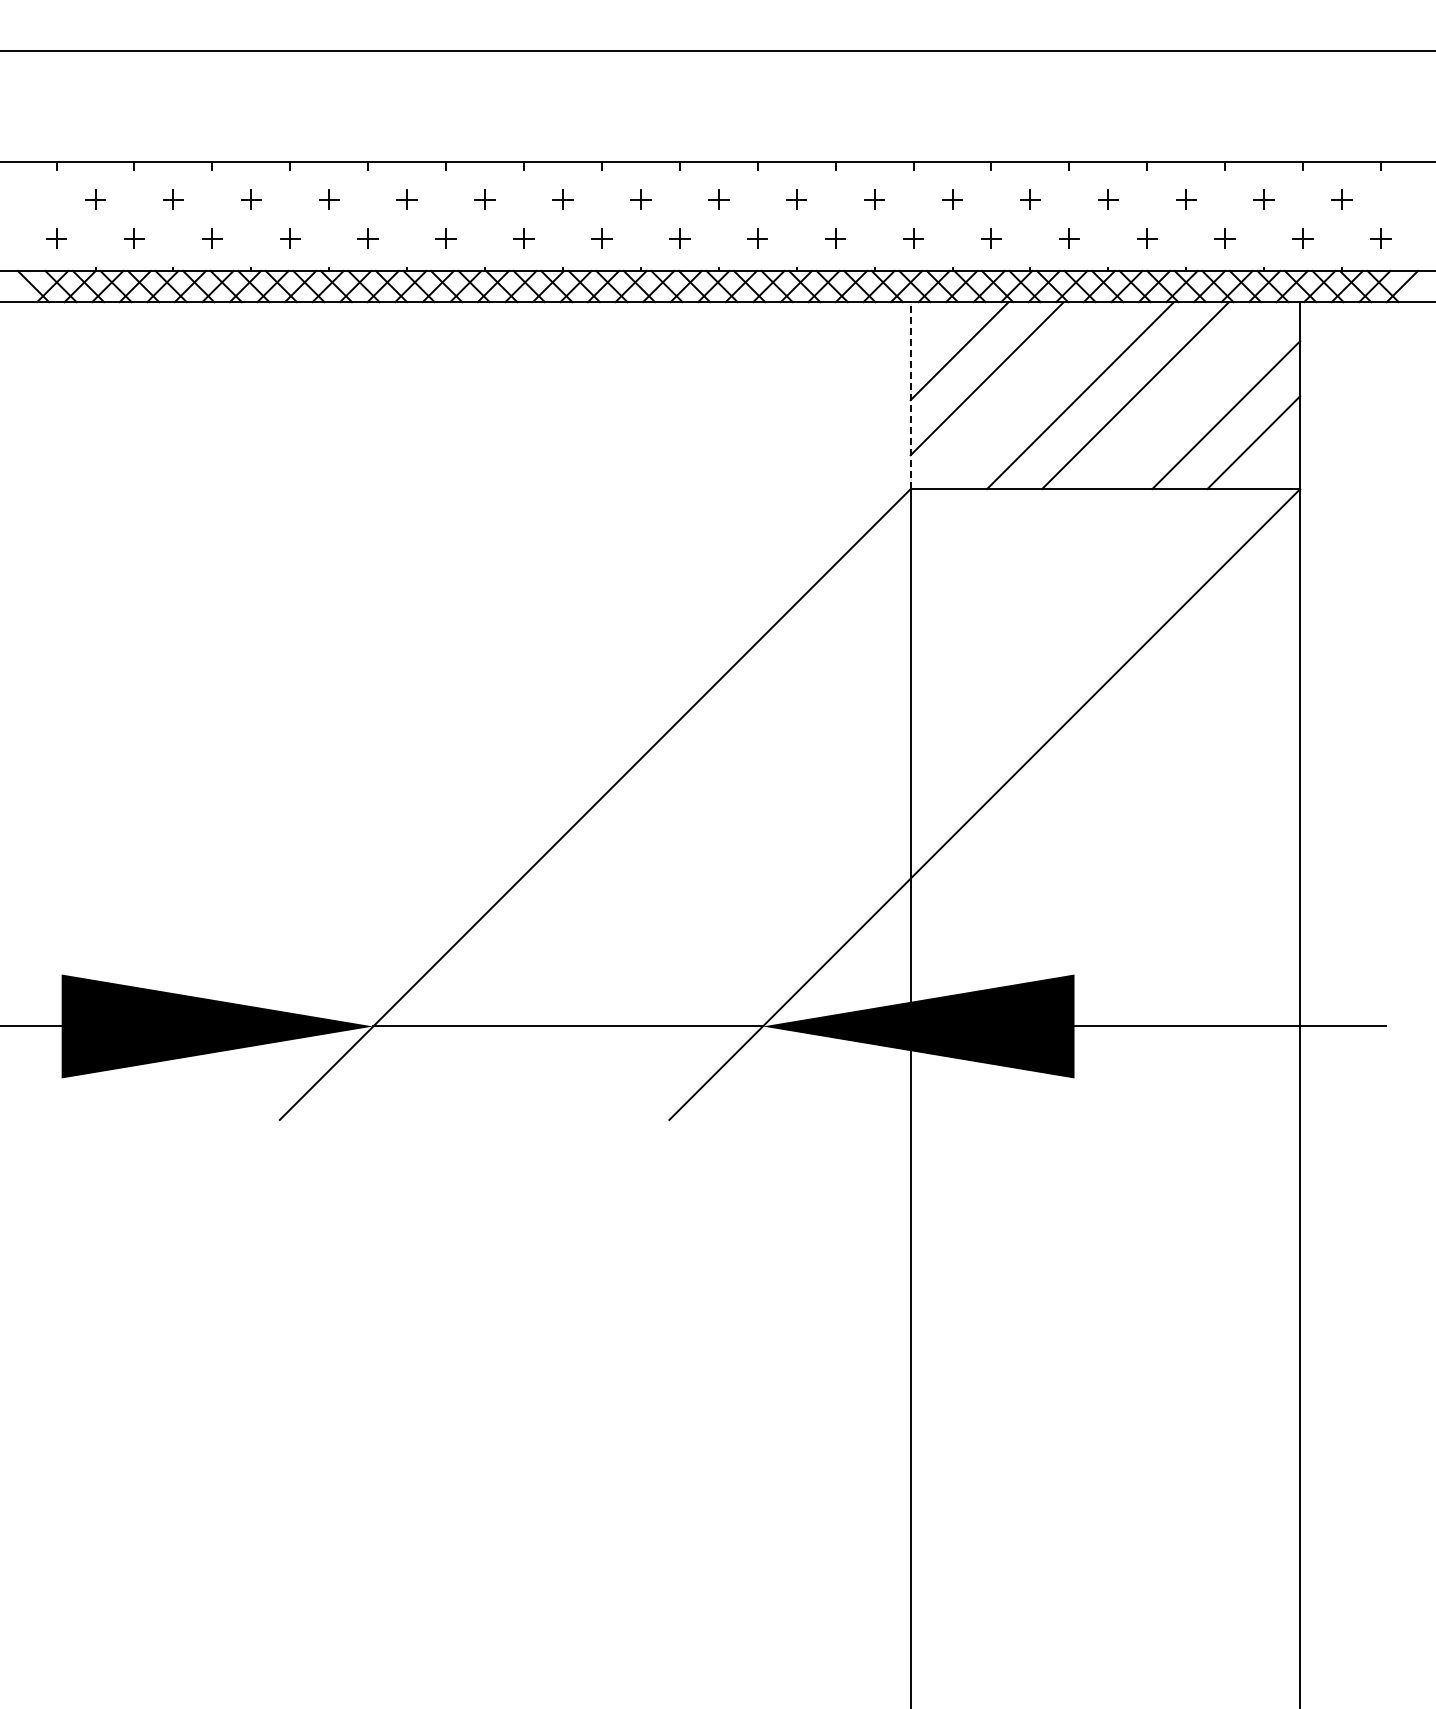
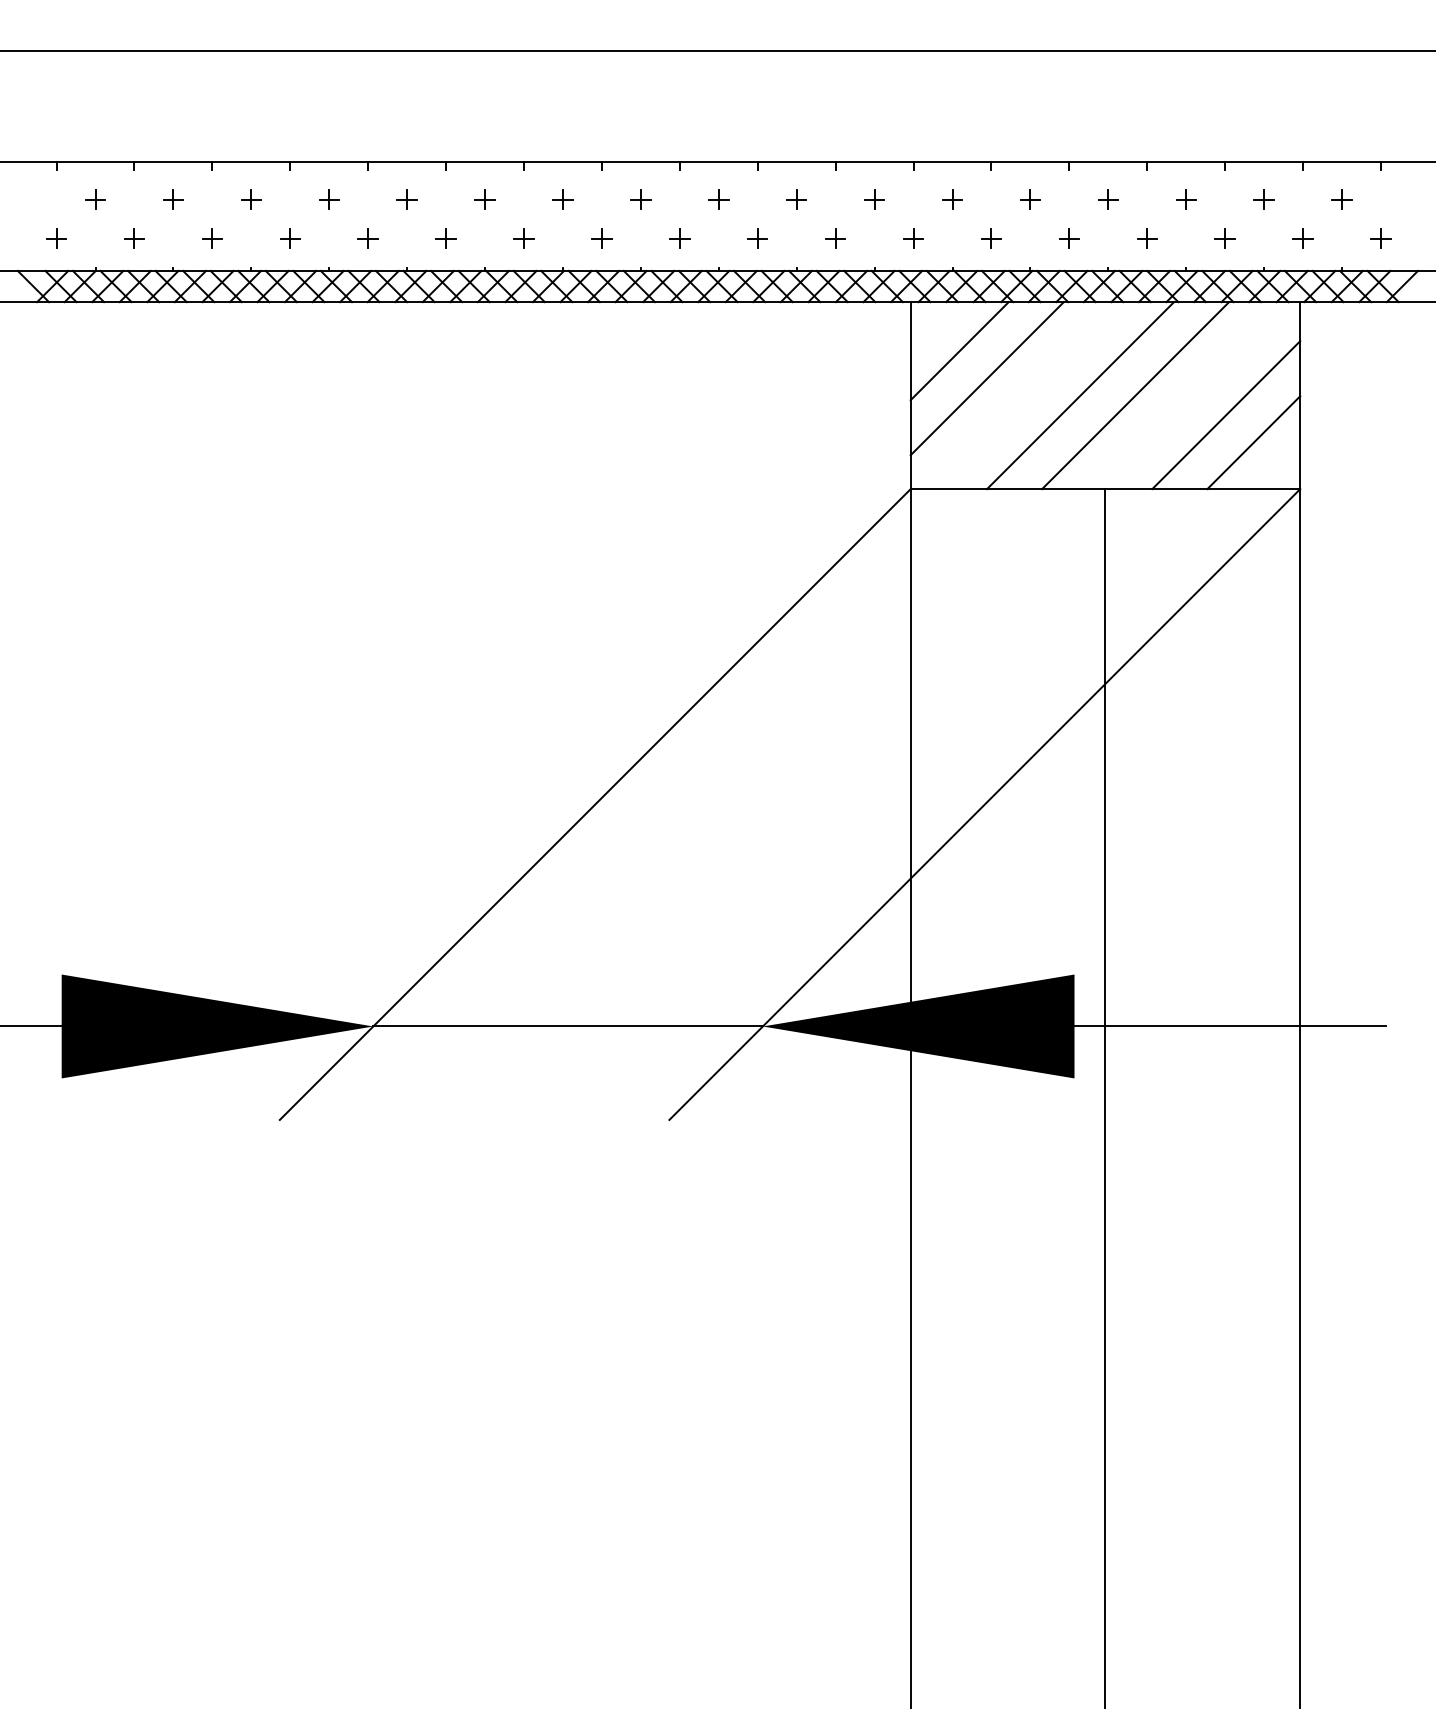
line: dashed -> solid (910, 395)
line: none -> present (1105, 1097)
